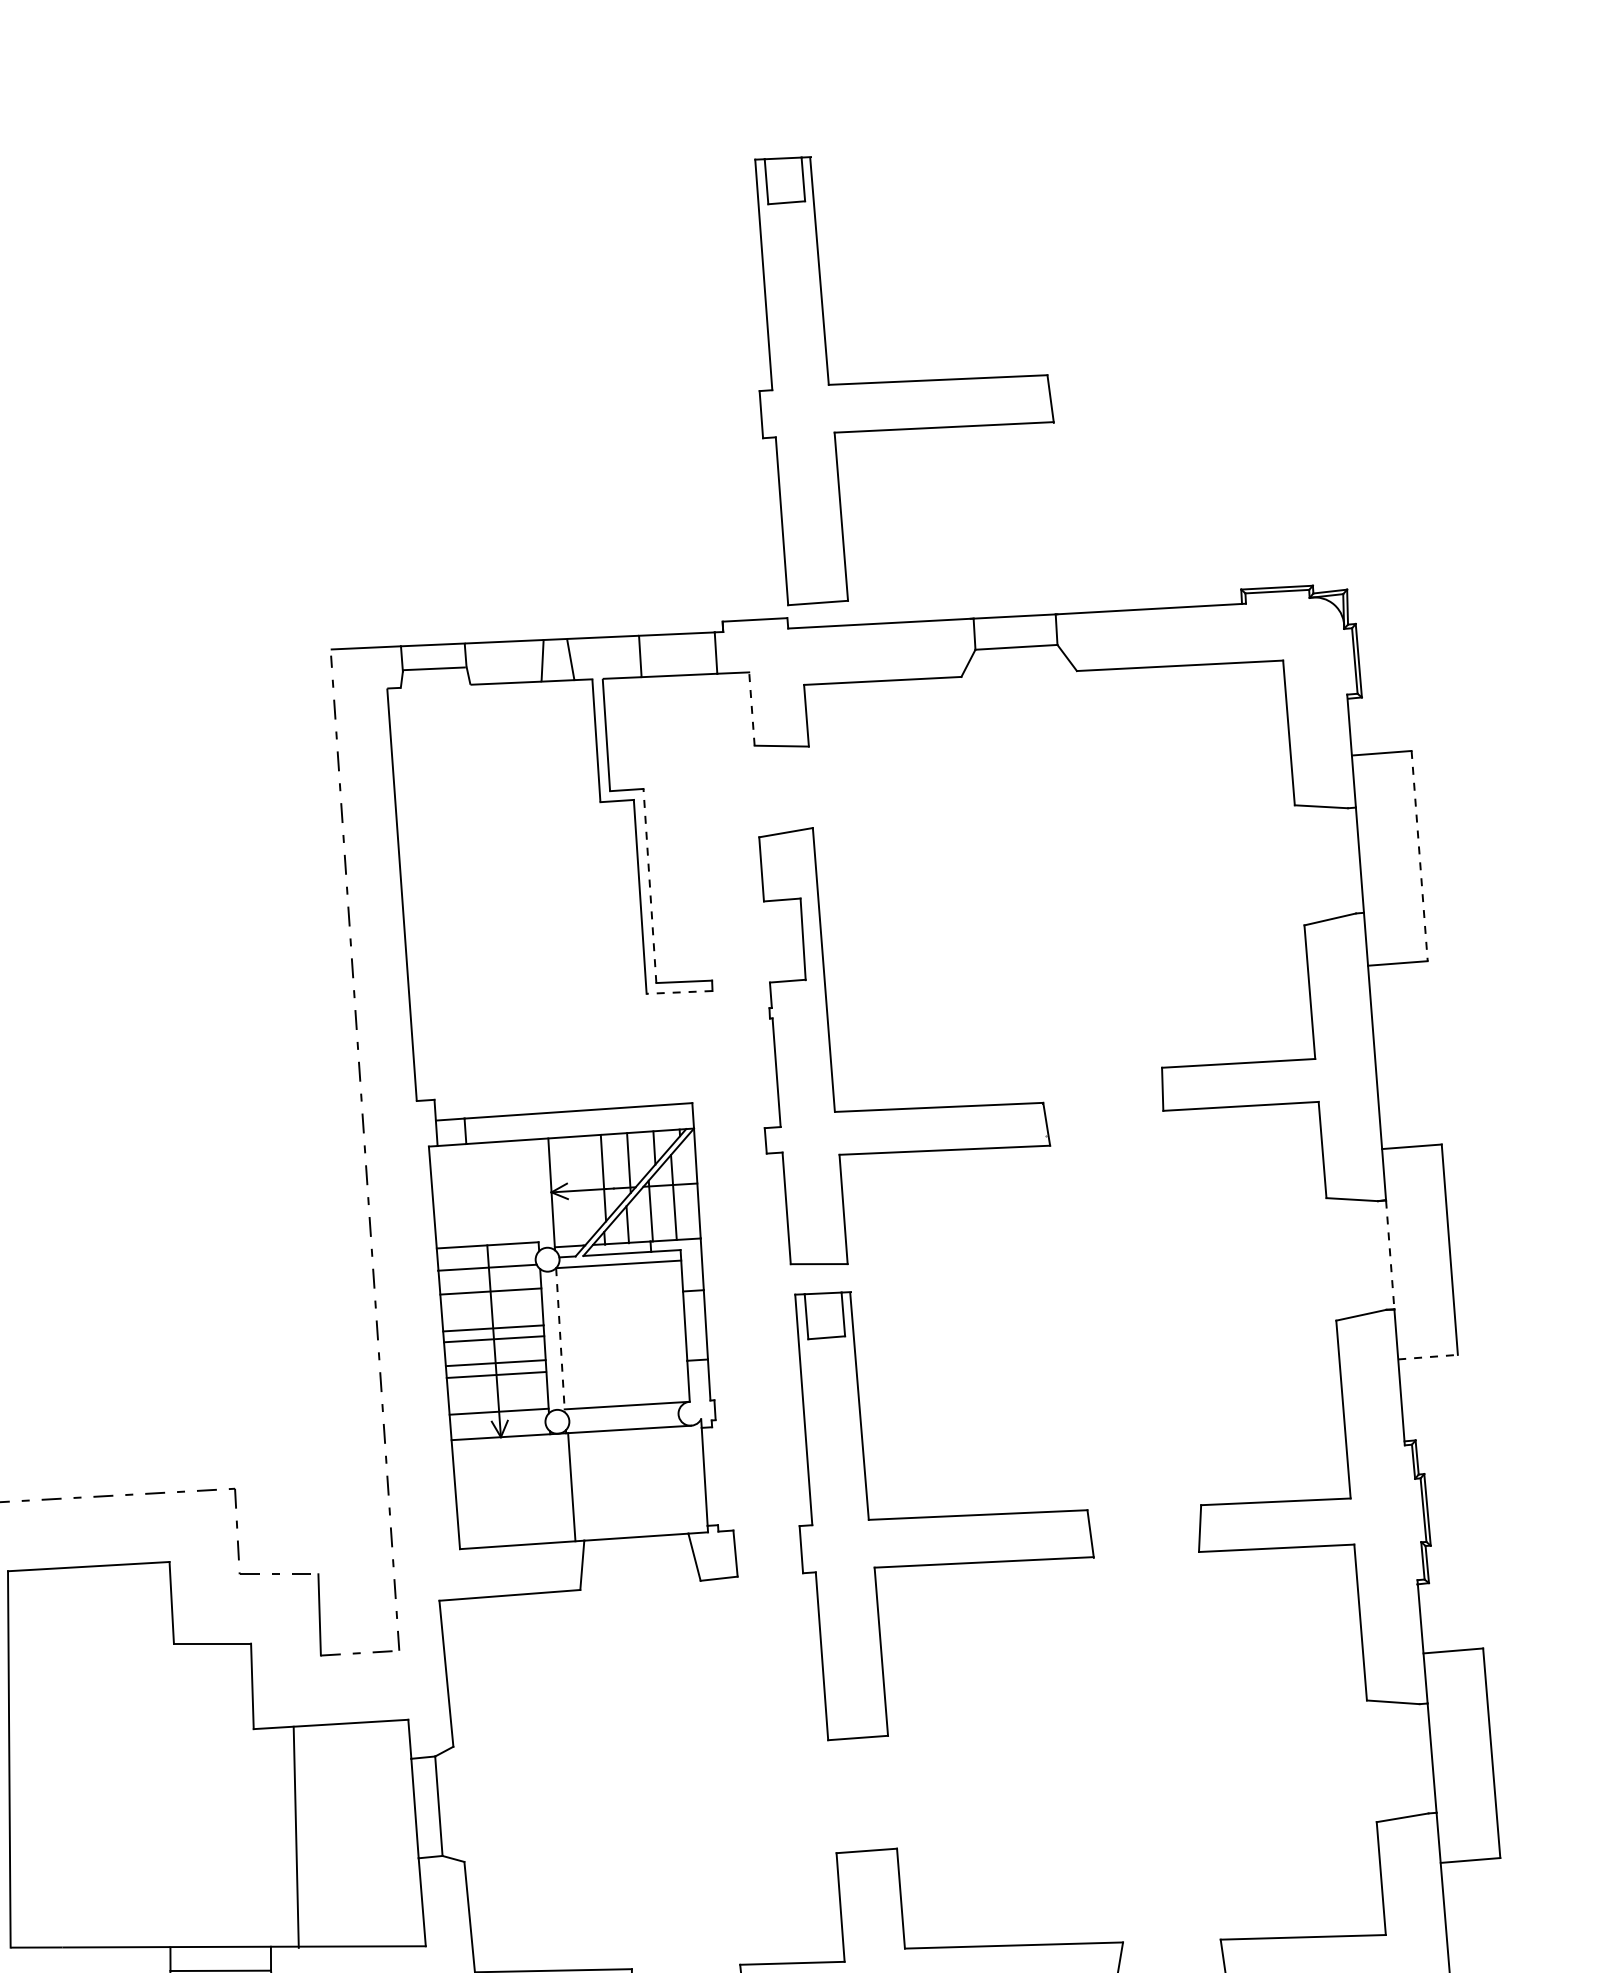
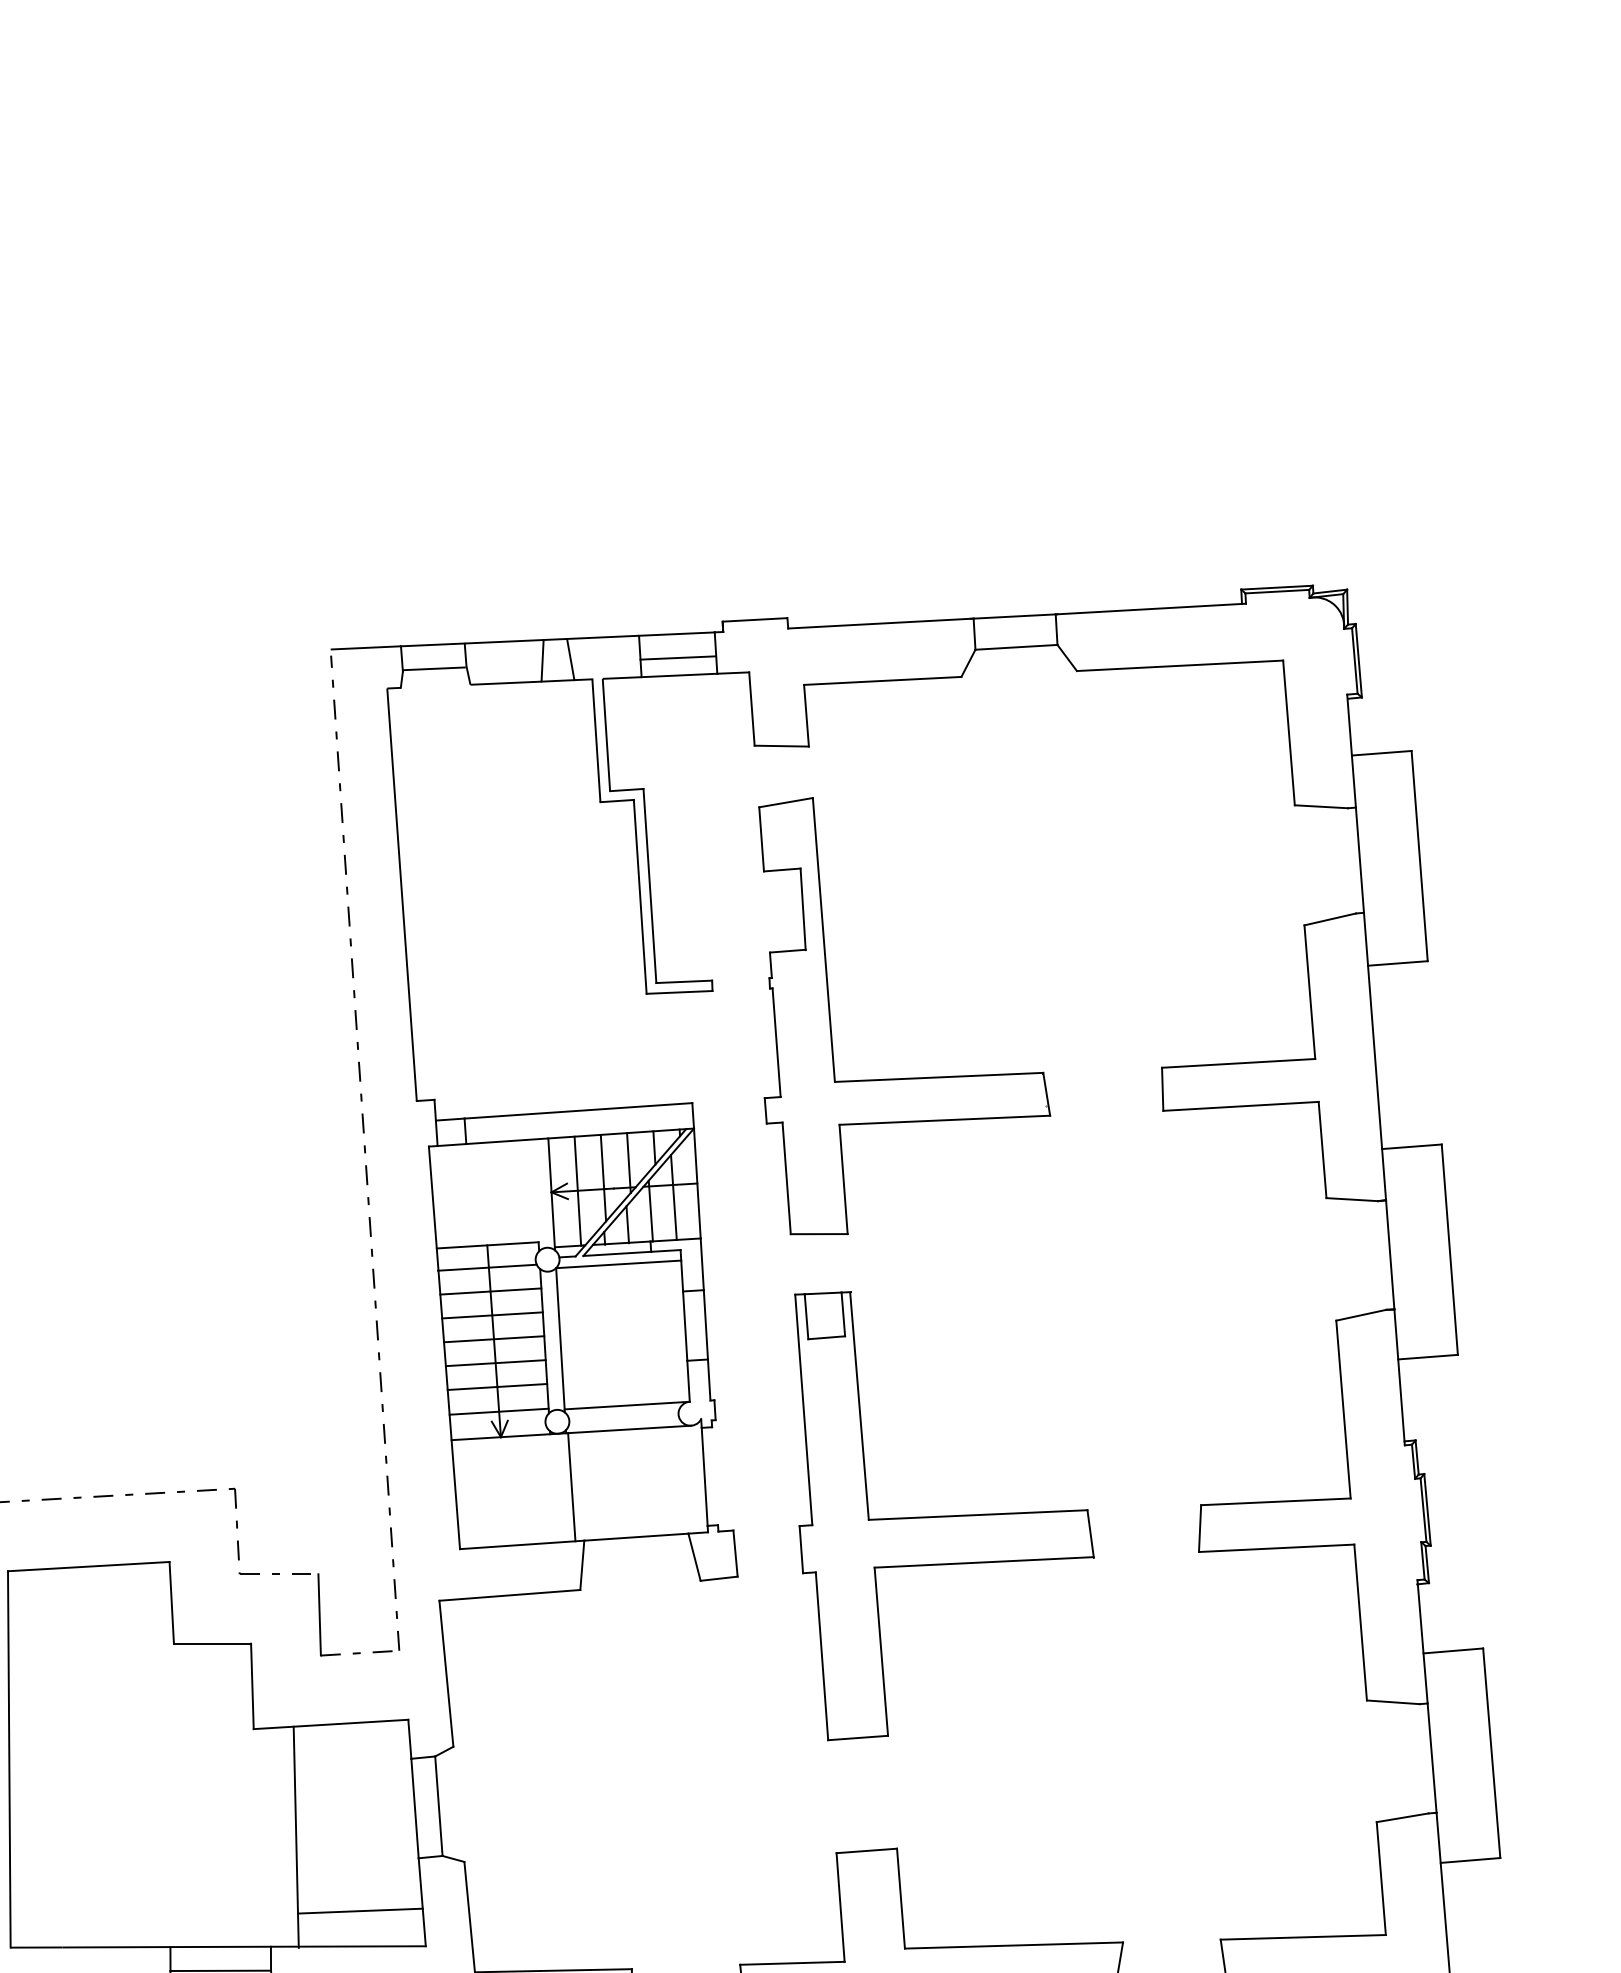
part: present -> none (904, 381)
line: none -> present (677, 657)
line: dashed -> solid (751, 709)
line: dashed -> solid (1419, 856)
line: dashed -> solid (649, 885)
line: dashed -> solid (679, 992)
part position: (906, 1107) -> (906, 1077) (906, 1077)
line: none -> present (577, 1190)
line: dashed -> solid (1390, 1255)
line position: (493, 1328) -> (492, 1315) (492, 1315)
line: dashed -> solid (560, 1340)
line: dashed -> solid (1428, 1357)
line position: (496, 1374) -> (497, 1386) (497, 1386)
line: none -> present (360, 1910)
